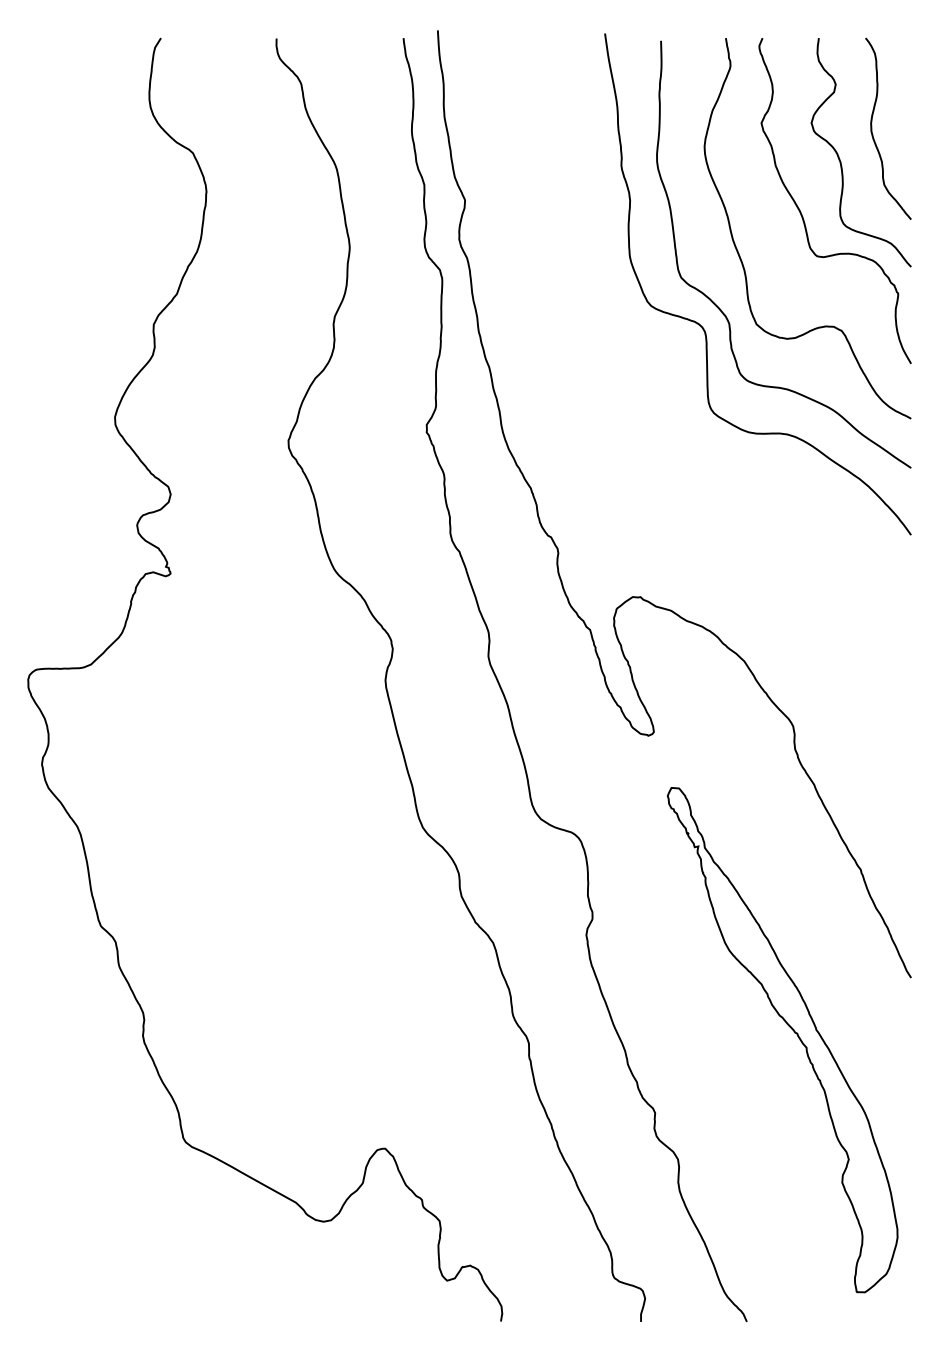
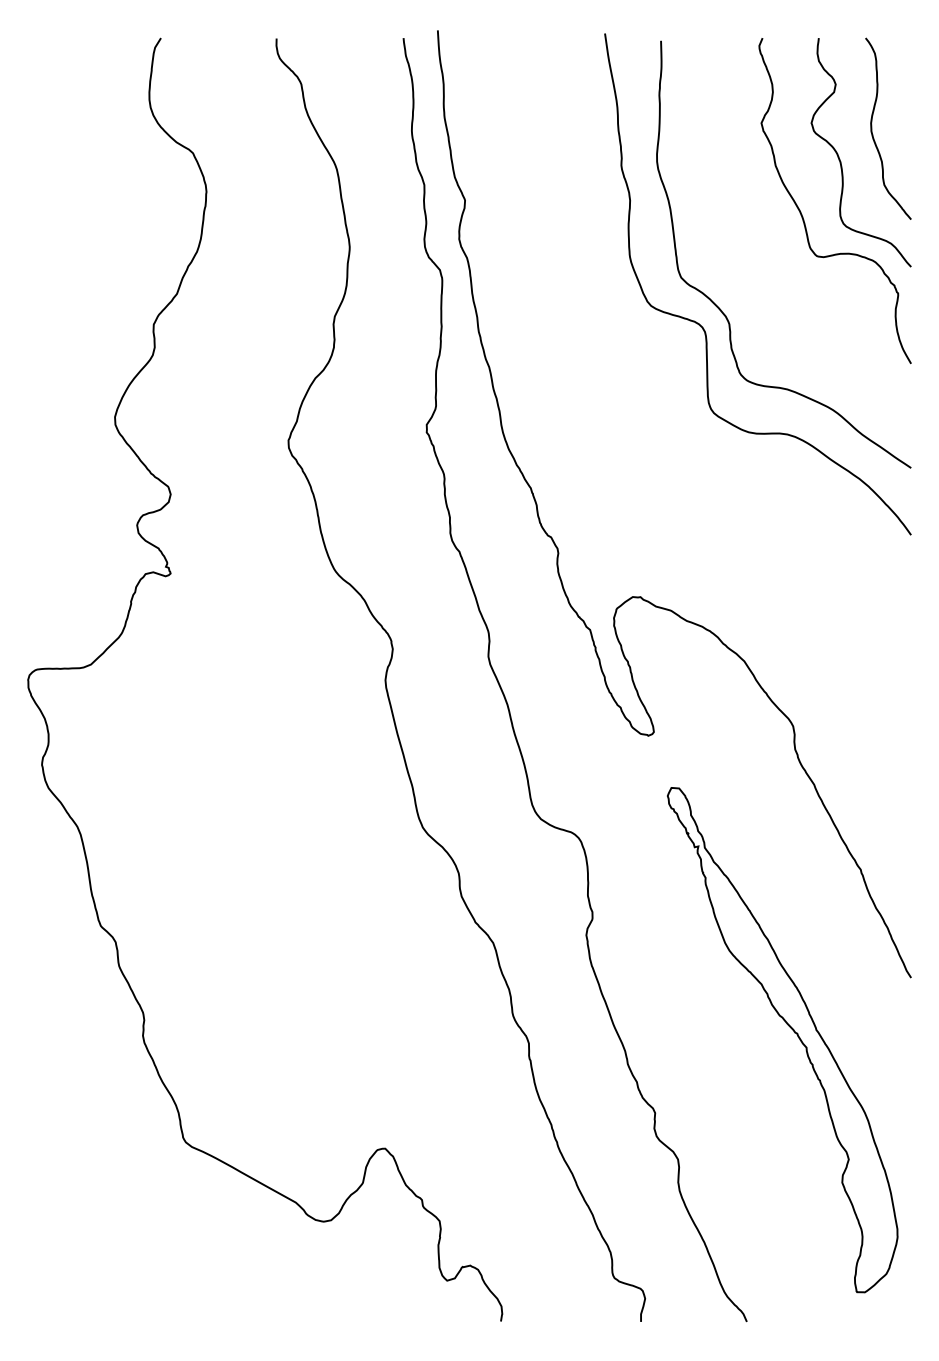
curve: present -> none (740, 255)
